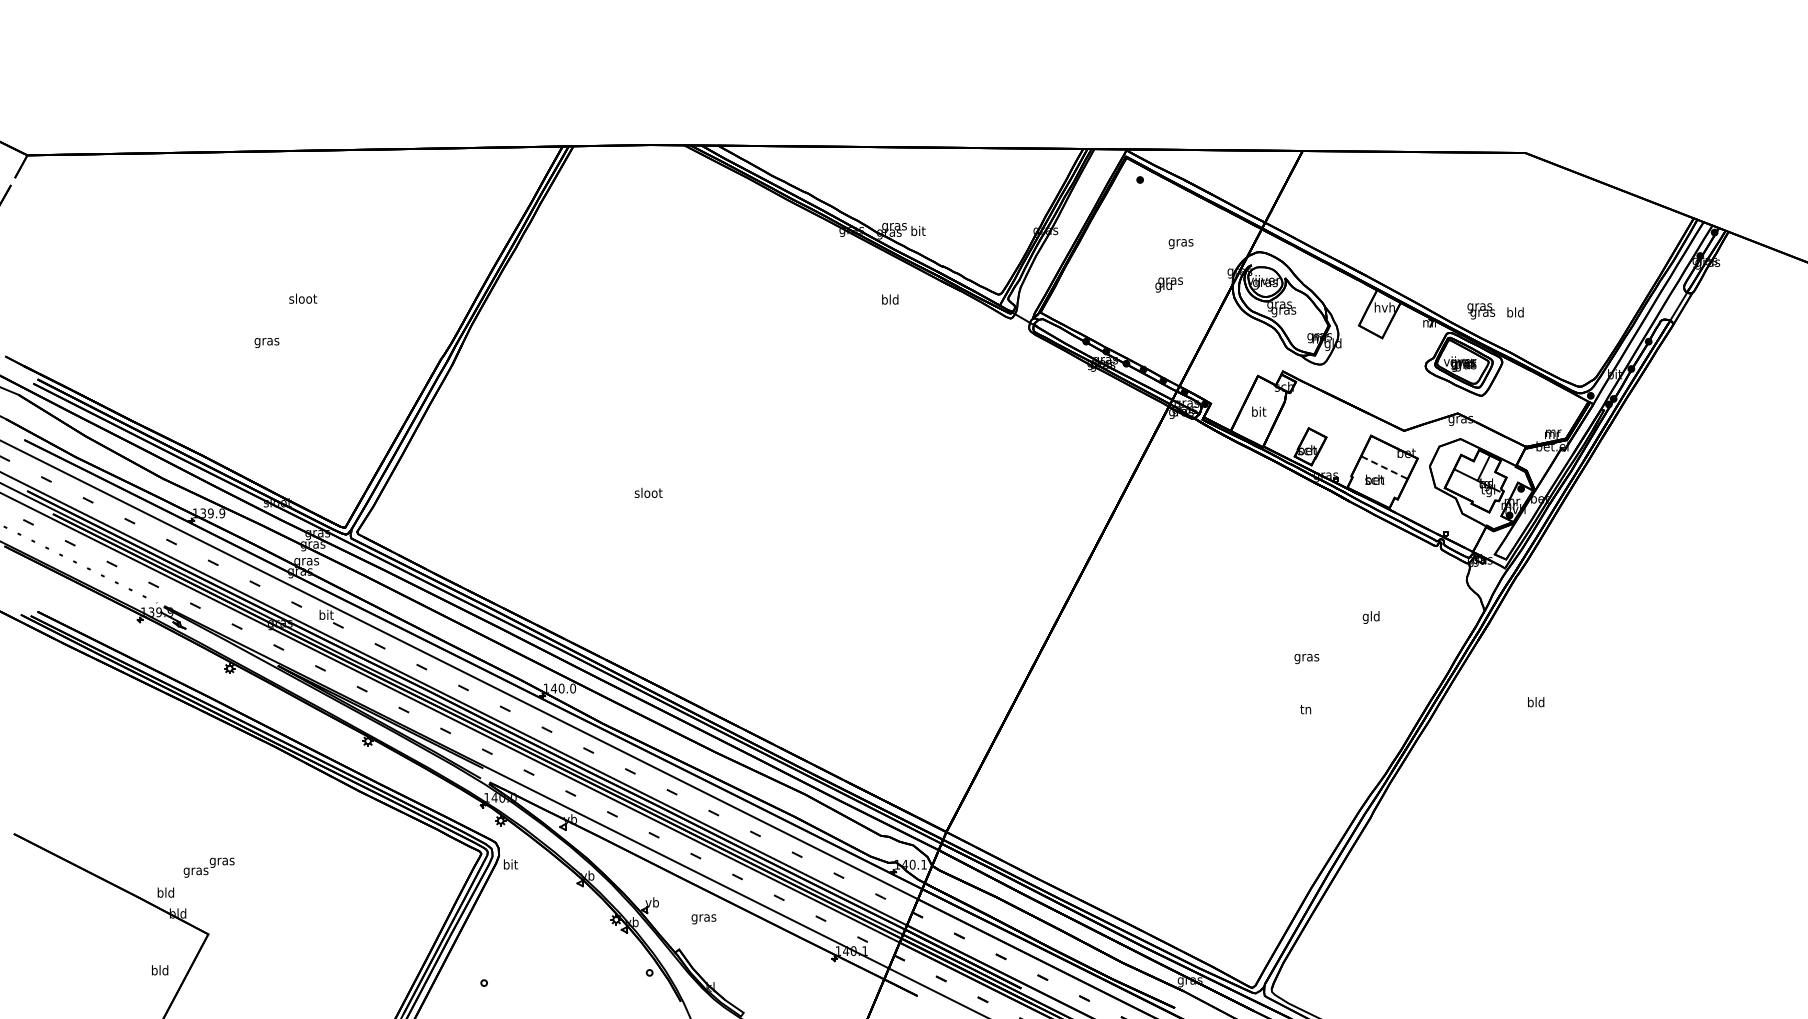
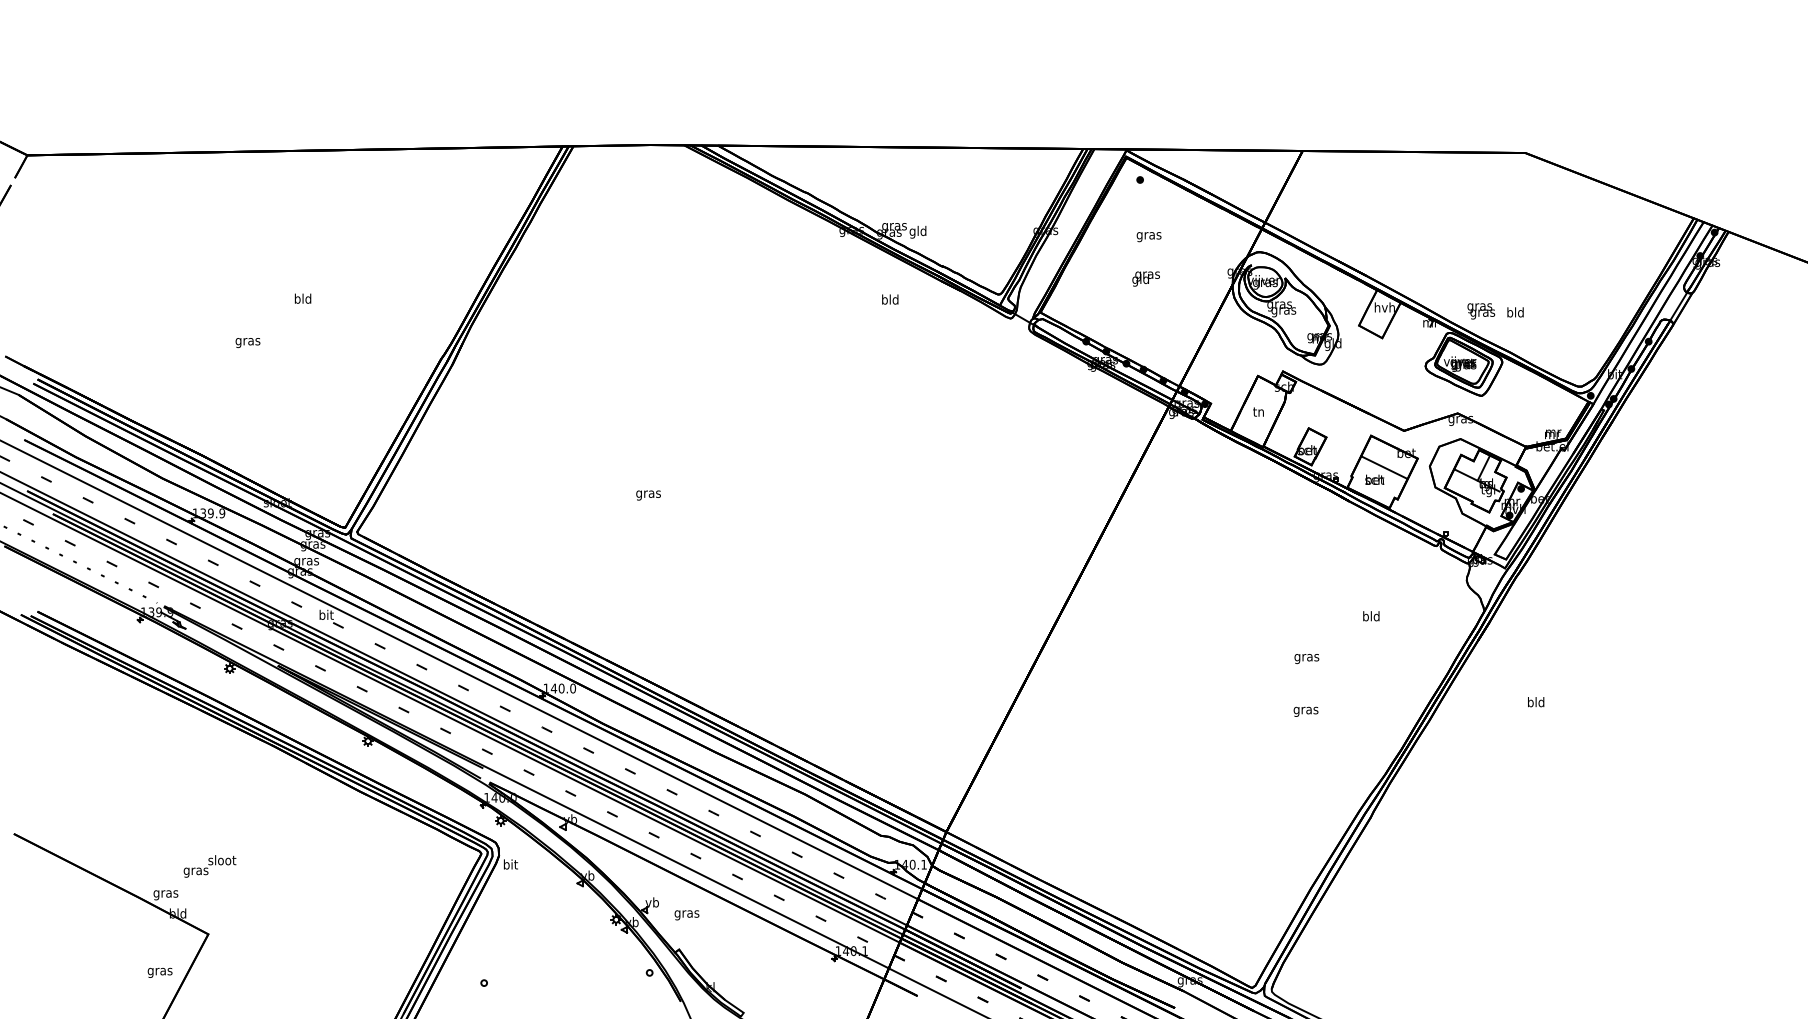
text: bit -> gld (917, 231)
text position: (1180, 244) -> (1148, 237) (1148, 237)
text position: (1168, 284) -> (1145, 278) (1145, 278)
text: sloot -> bld (303, 298)
text position: (266, 343) -> (247, 343) (247, 343)
text: bit -> tn (1259, 411)
line: dashed -> solid (1384, 467)
text: sloot -> gras (648, 493)
text: gld -> bld (1365, 617)
text: tn -> gras (1305, 710)
text: gras -> sloot (222, 861)
text: bld -> gras (165, 893)
text position: (703, 919) -> (686, 915) (686, 915)
text: bld -> gras (159, 971)
